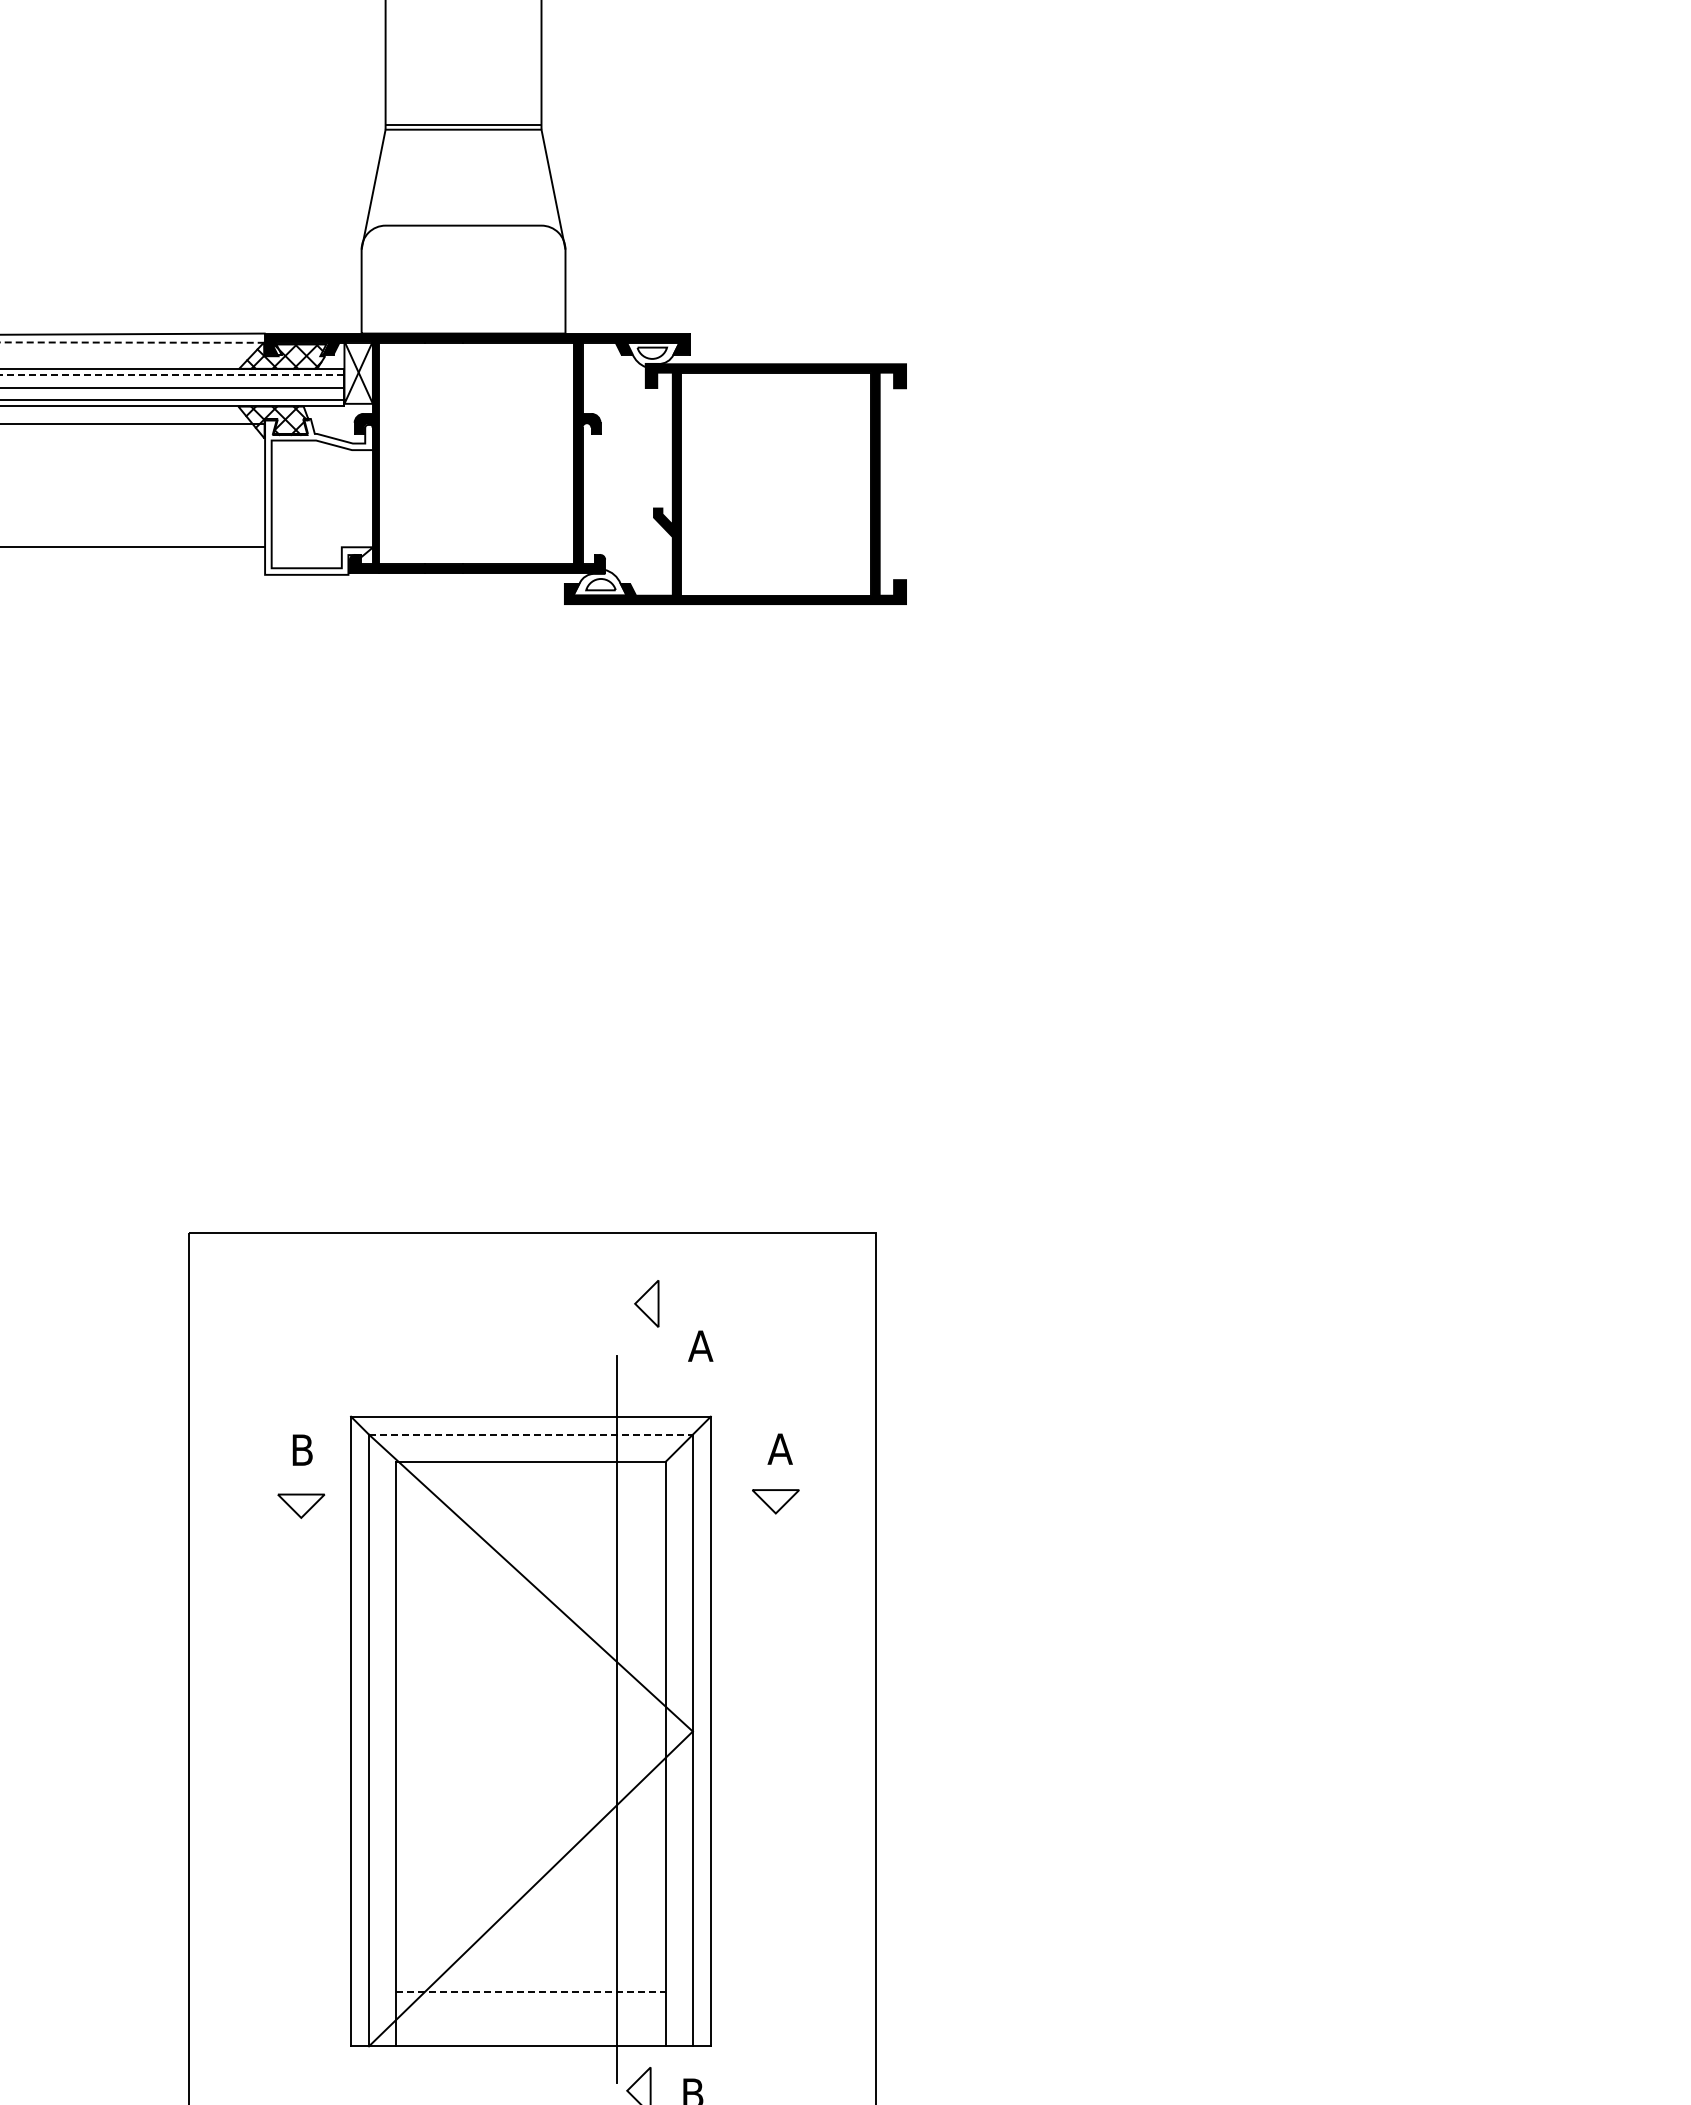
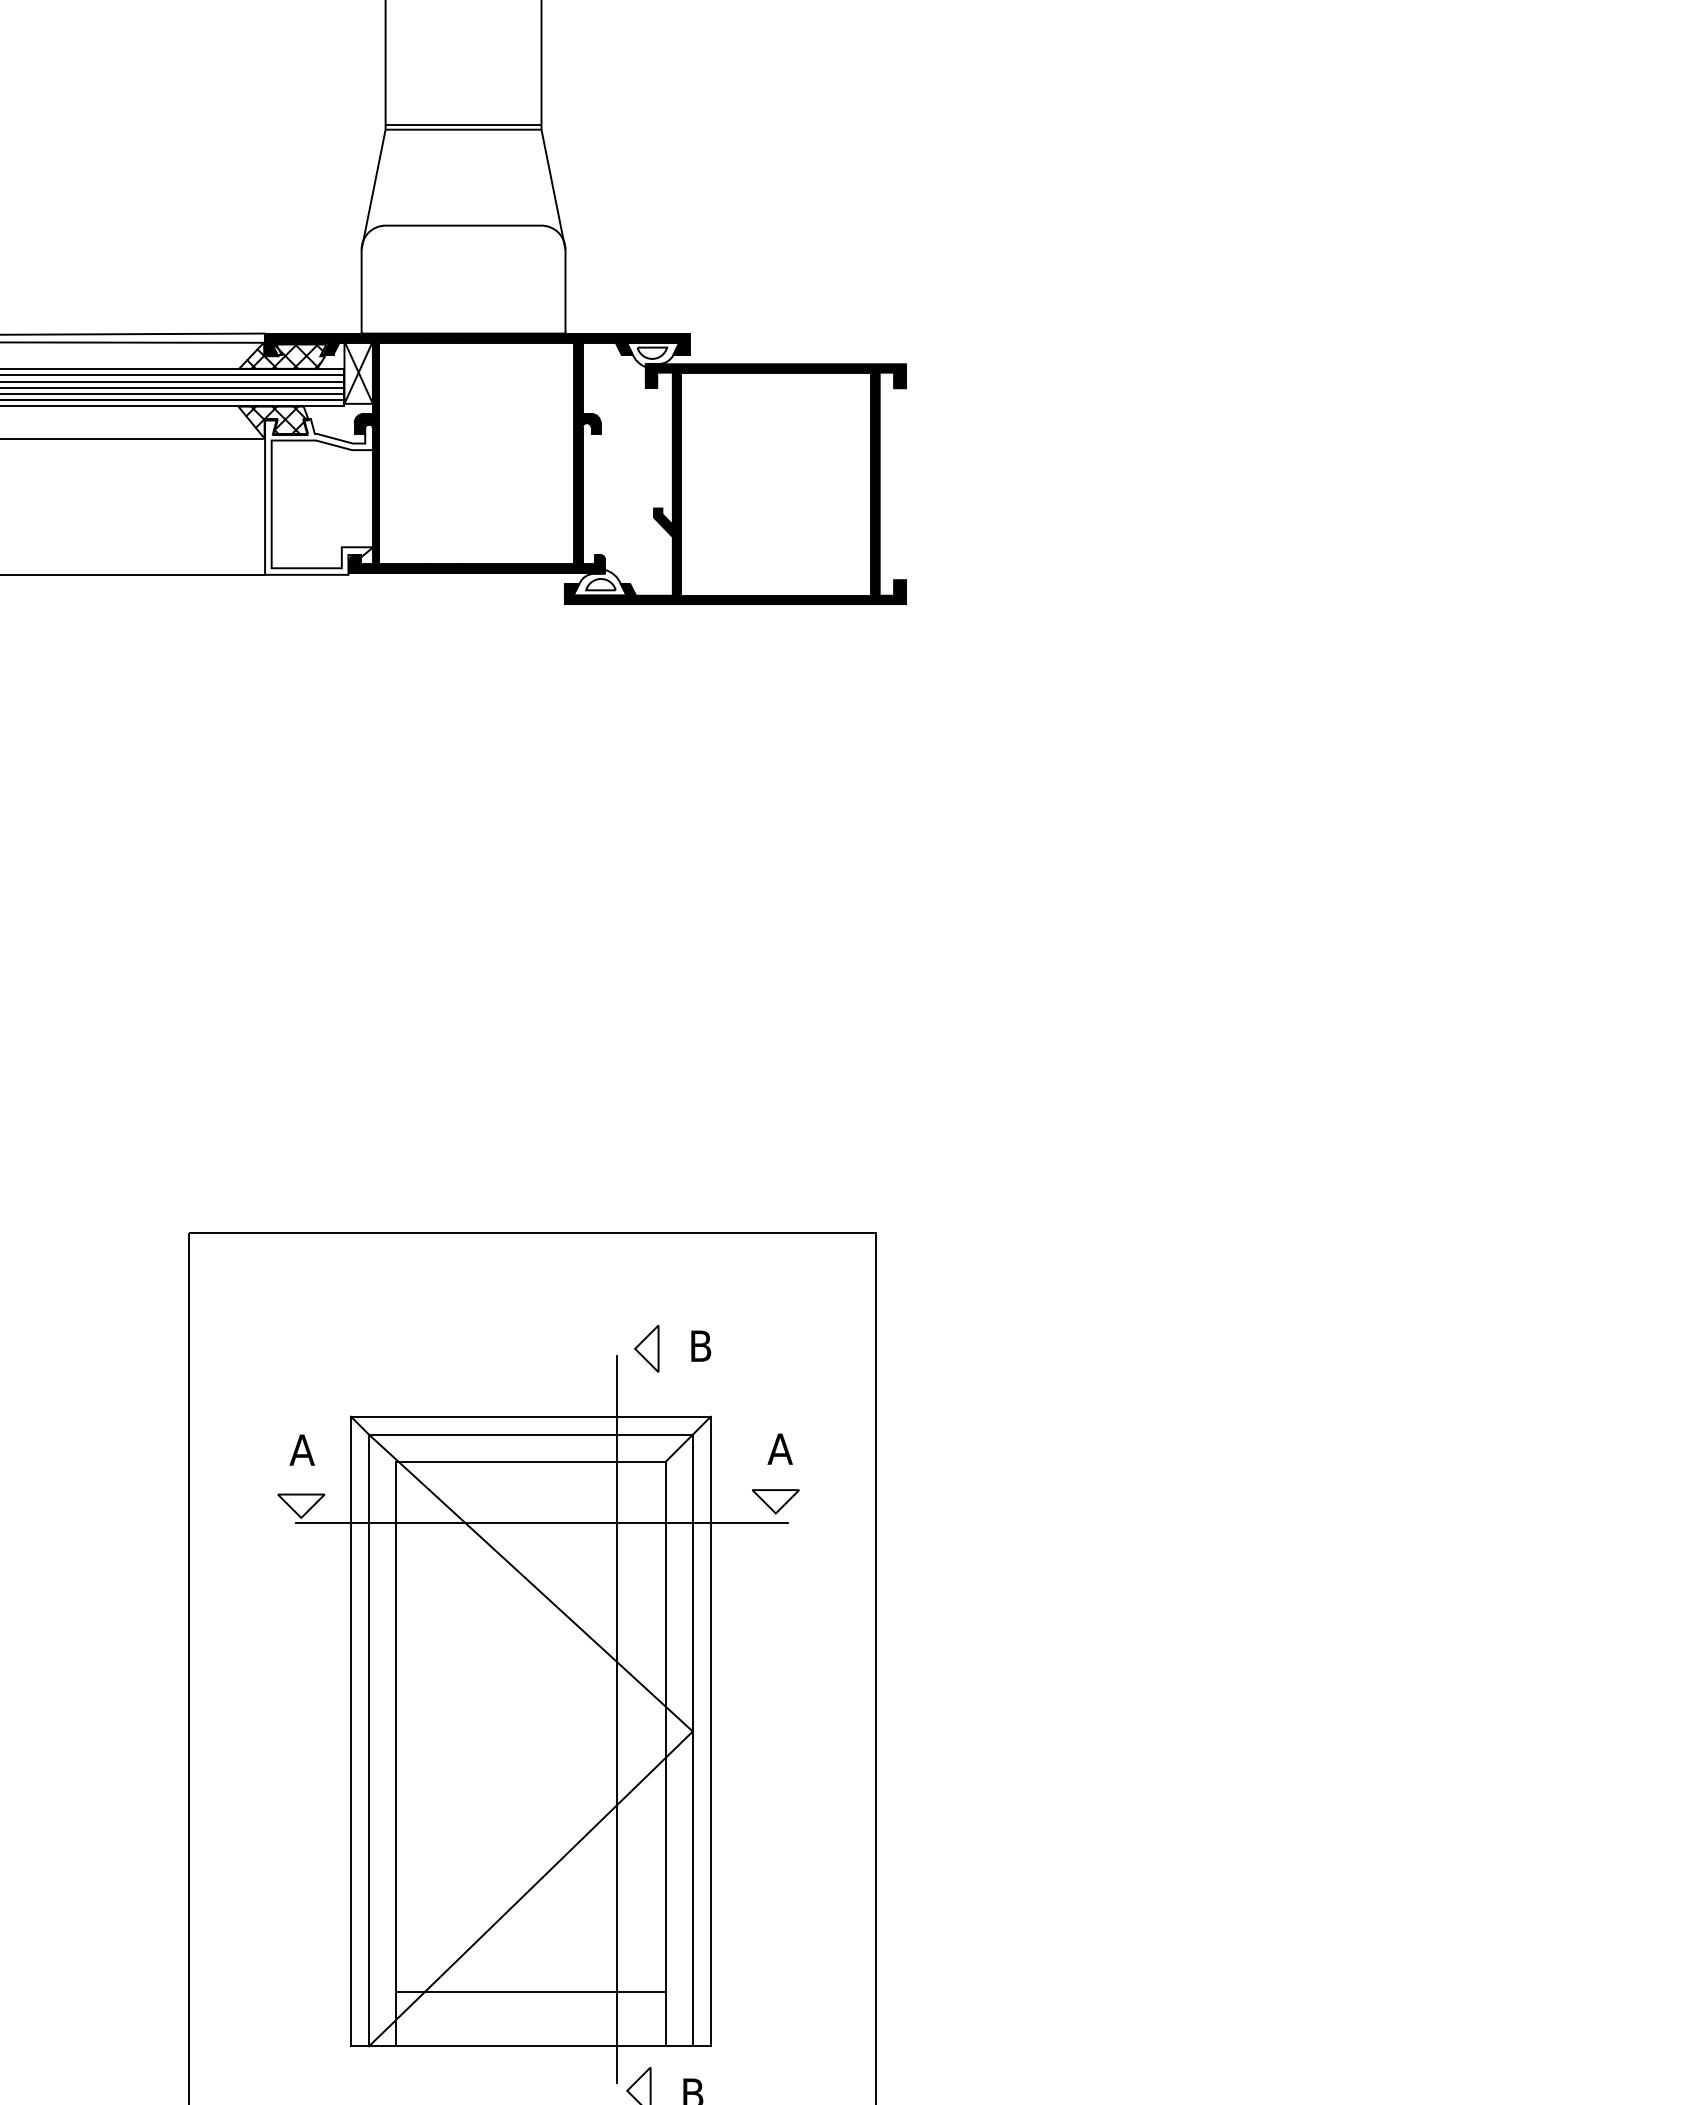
line: dashed -> solid (132, 342)
line: dashed -> solid (172, 375)
line: none -> present (172, 381)
line: none -> present (172, 394)
line position: (133, 423) -> (133, 438) (133, 438)
line position: (133, 547) -> (133, 575) (133, 575)
part position: (646, 1303) -> (646, 1348) (646, 1348)
text: A -> B (700, 1345)
line: dashed -> solid (530, 1434)
text: B -> A (301, 1449)
line: none -> present (542, 1522)
line: dashed -> solid (530, 1992)
